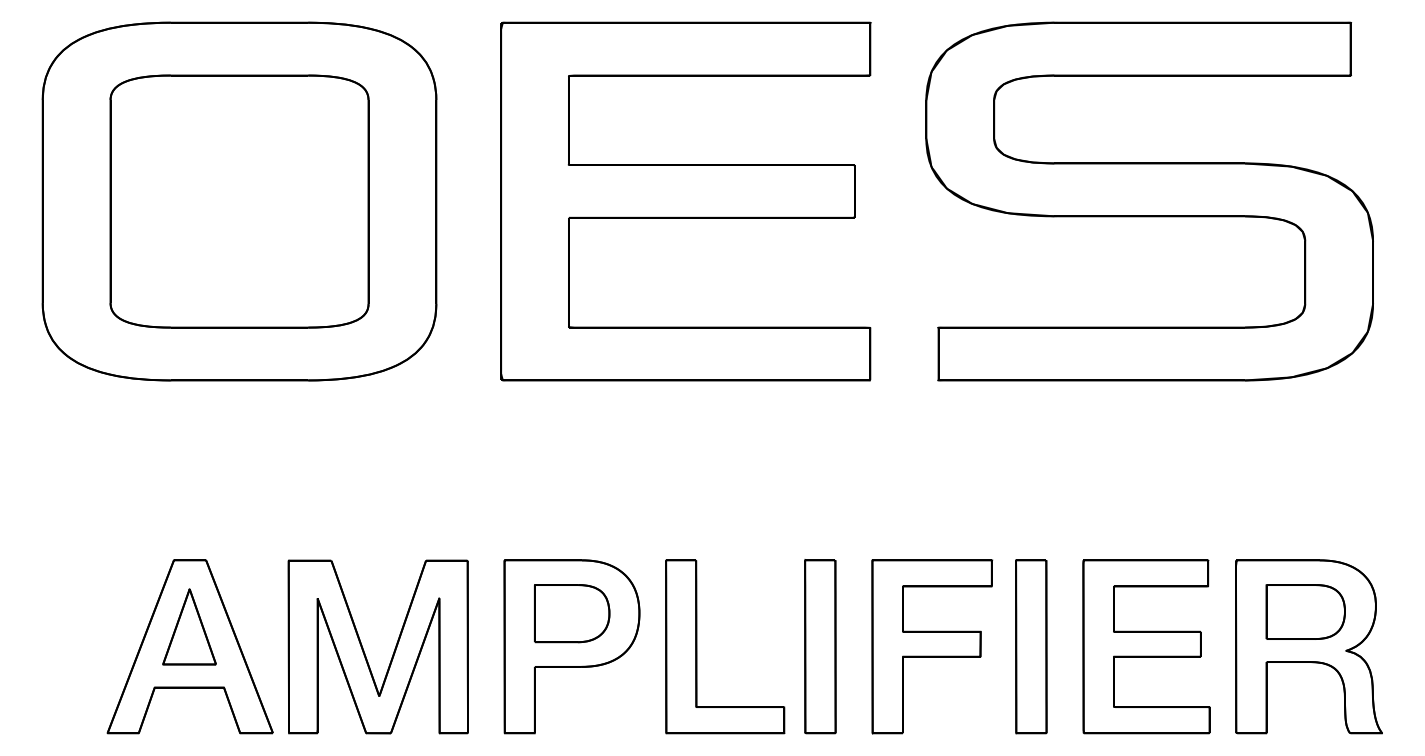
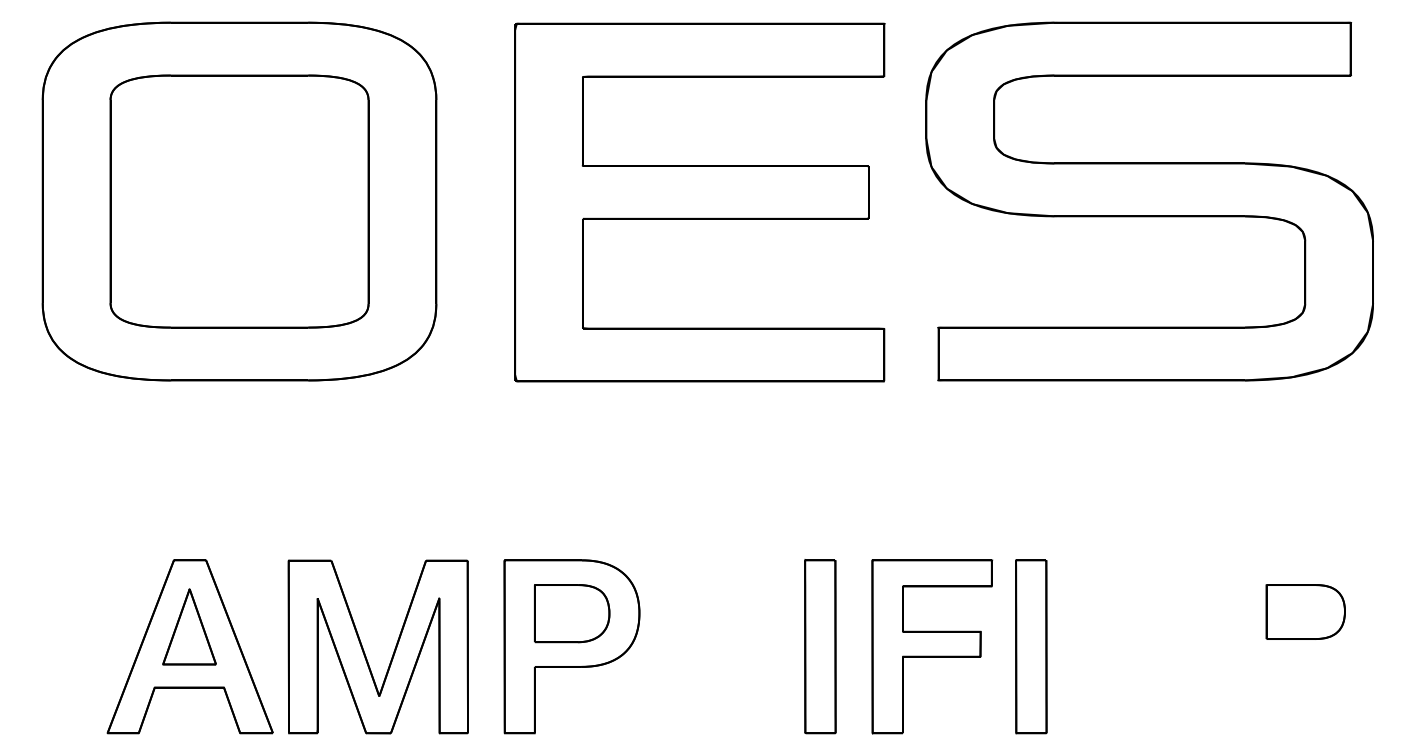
part position: (685, 201) -> (699, 202) (699, 202)
part: present -> none (697, 646)
part: present -> none (1146, 646)
part: present -> none (1308, 646)
